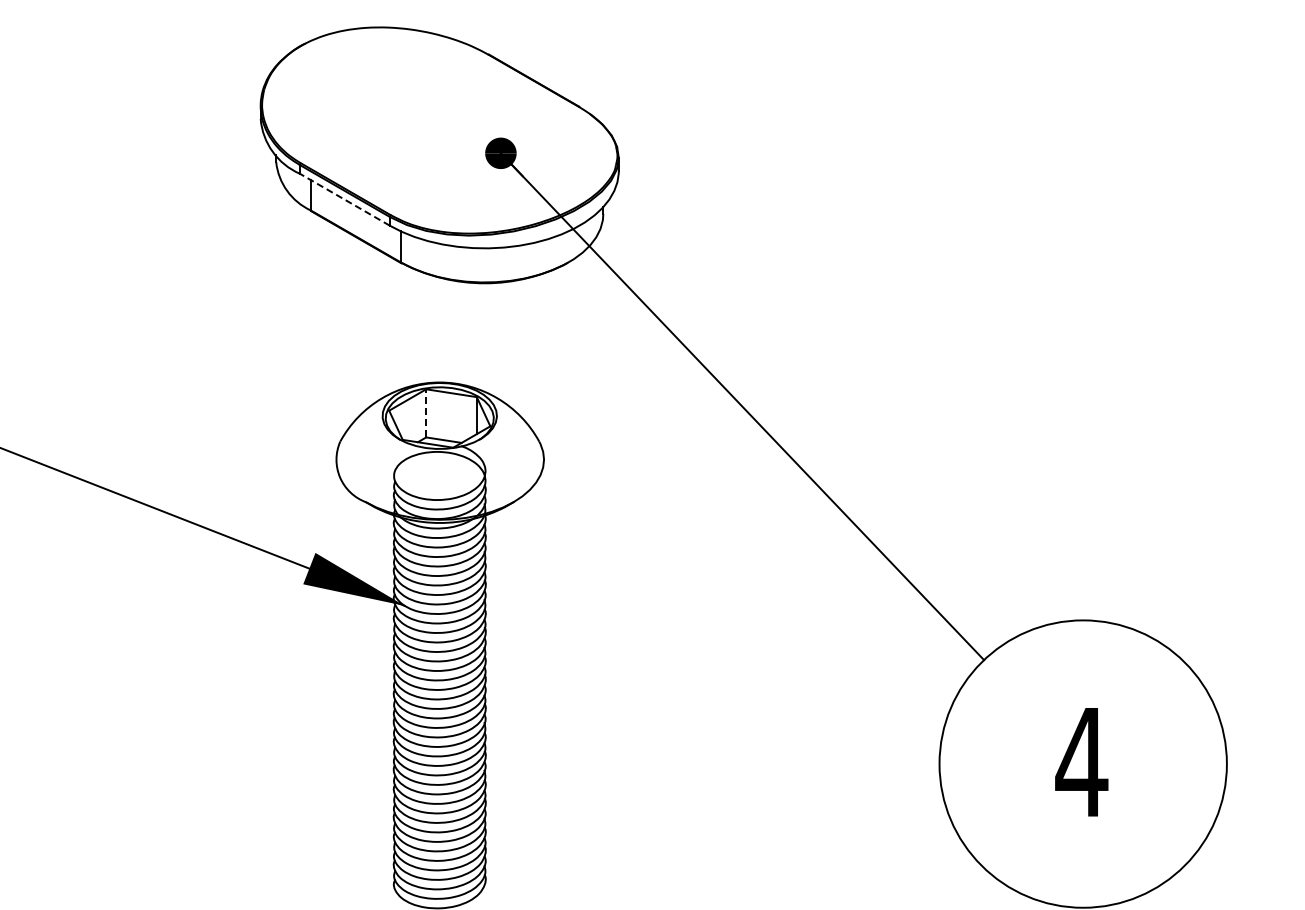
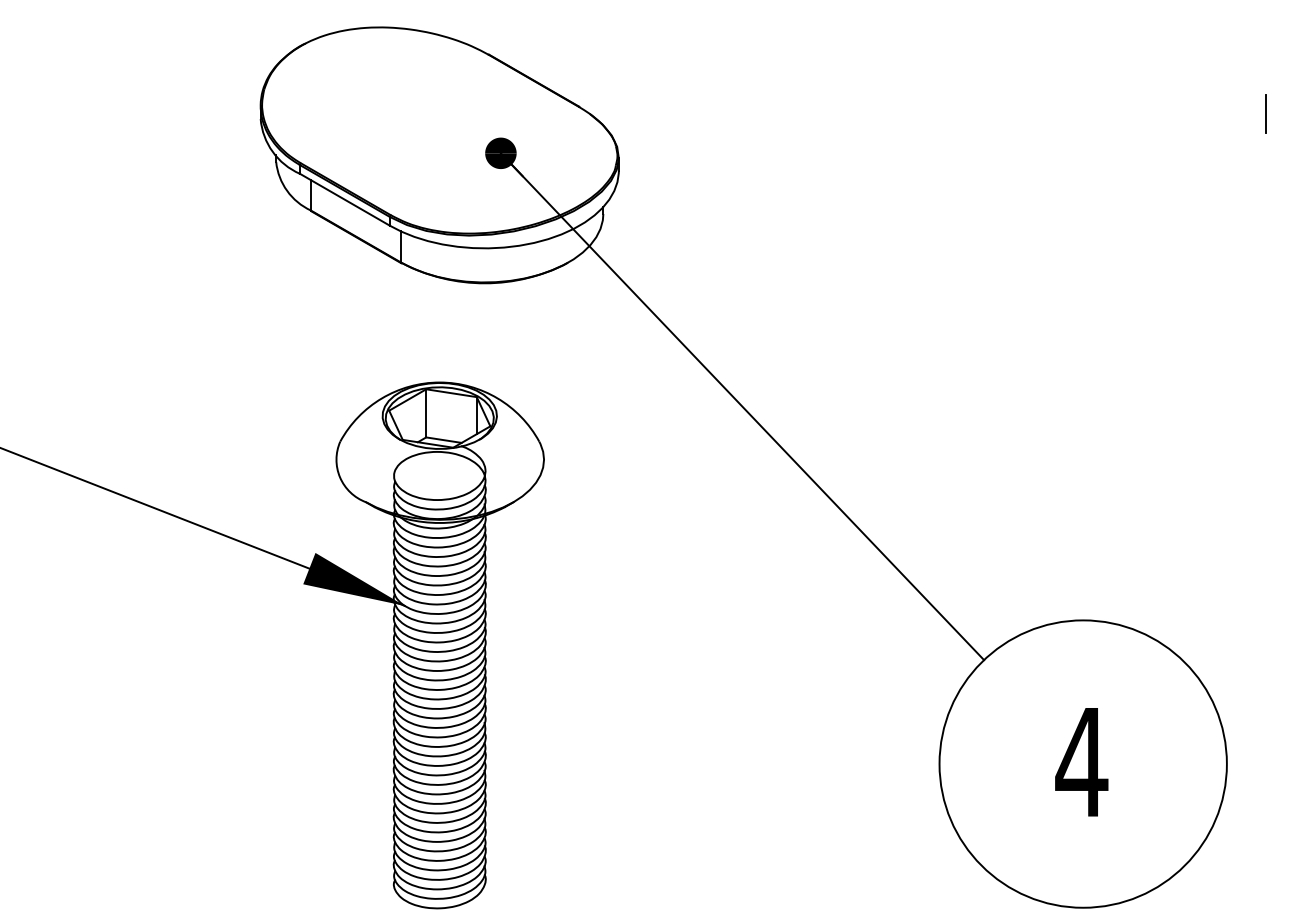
line: none -> present (1265, 113)
line: dashed -> solid (344, 199)
line: dashed -> solid (426, 412)
